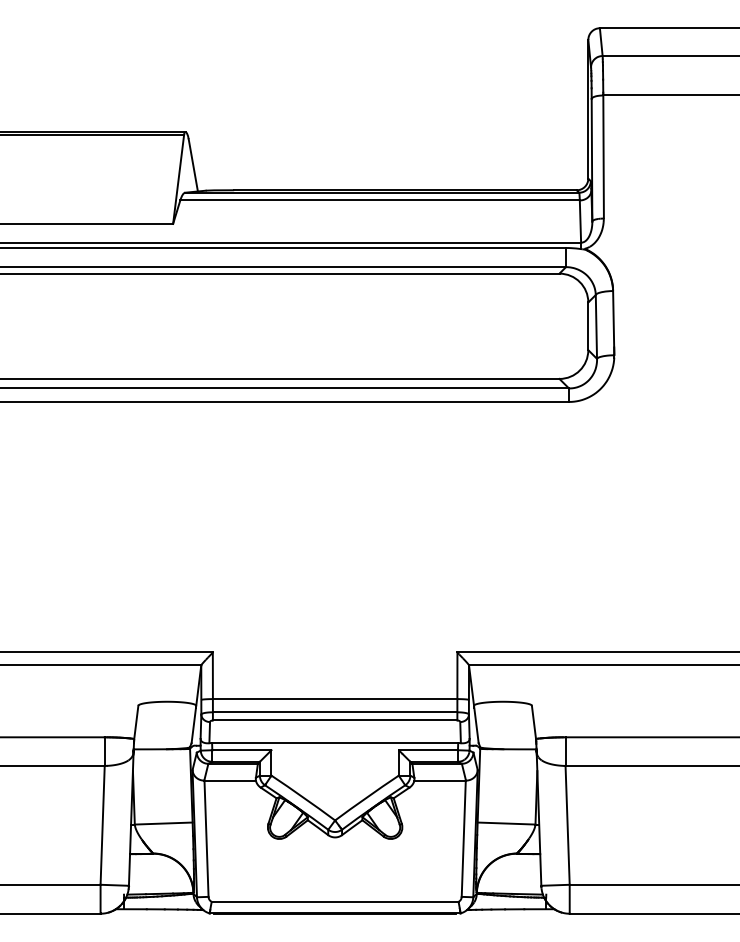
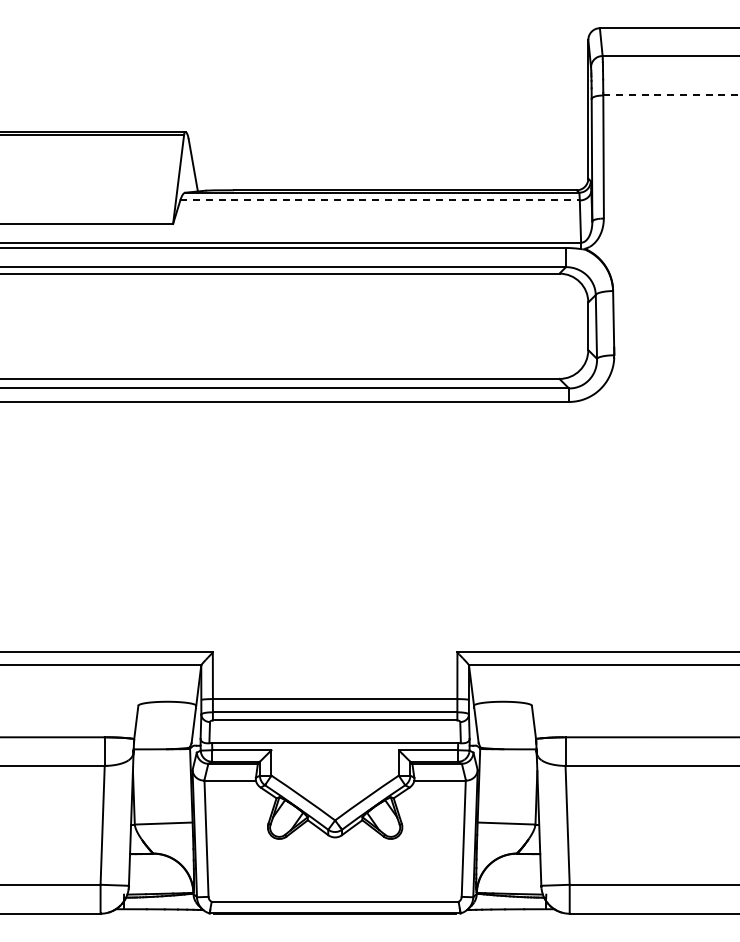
line: solid -> dashed (671, 94)
line: solid -> dashed (380, 200)
